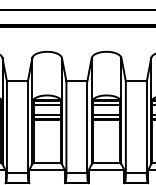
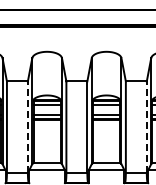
line: solid -> dashed (27, 127)
line: solid -> dashed (146, 127)
